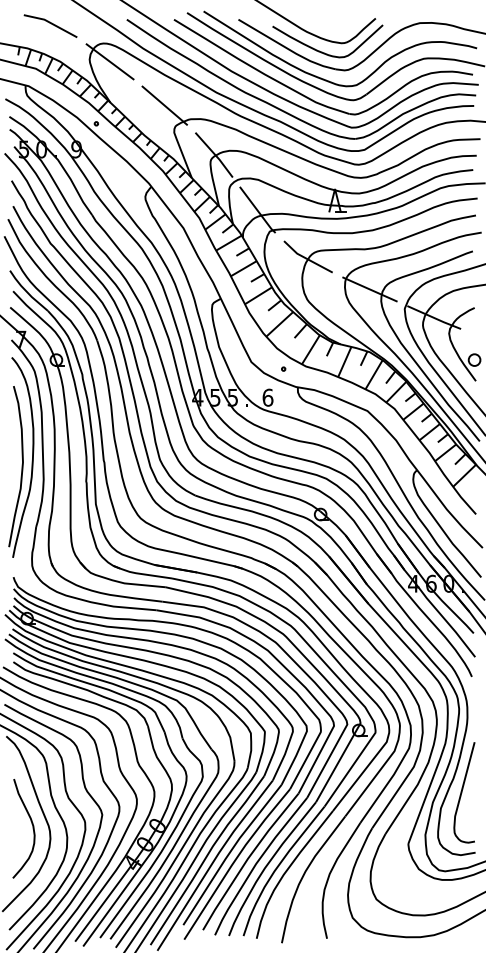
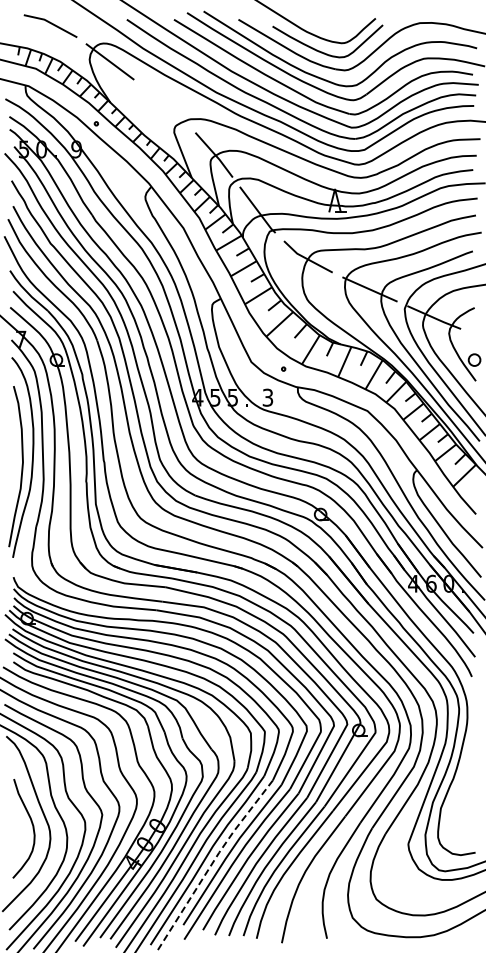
line: present -> none (164, 105)
text: 6 -> 3 (267, 397)
curve: present -> none (462, 792)
line: solid -> dashed (212, 862)
